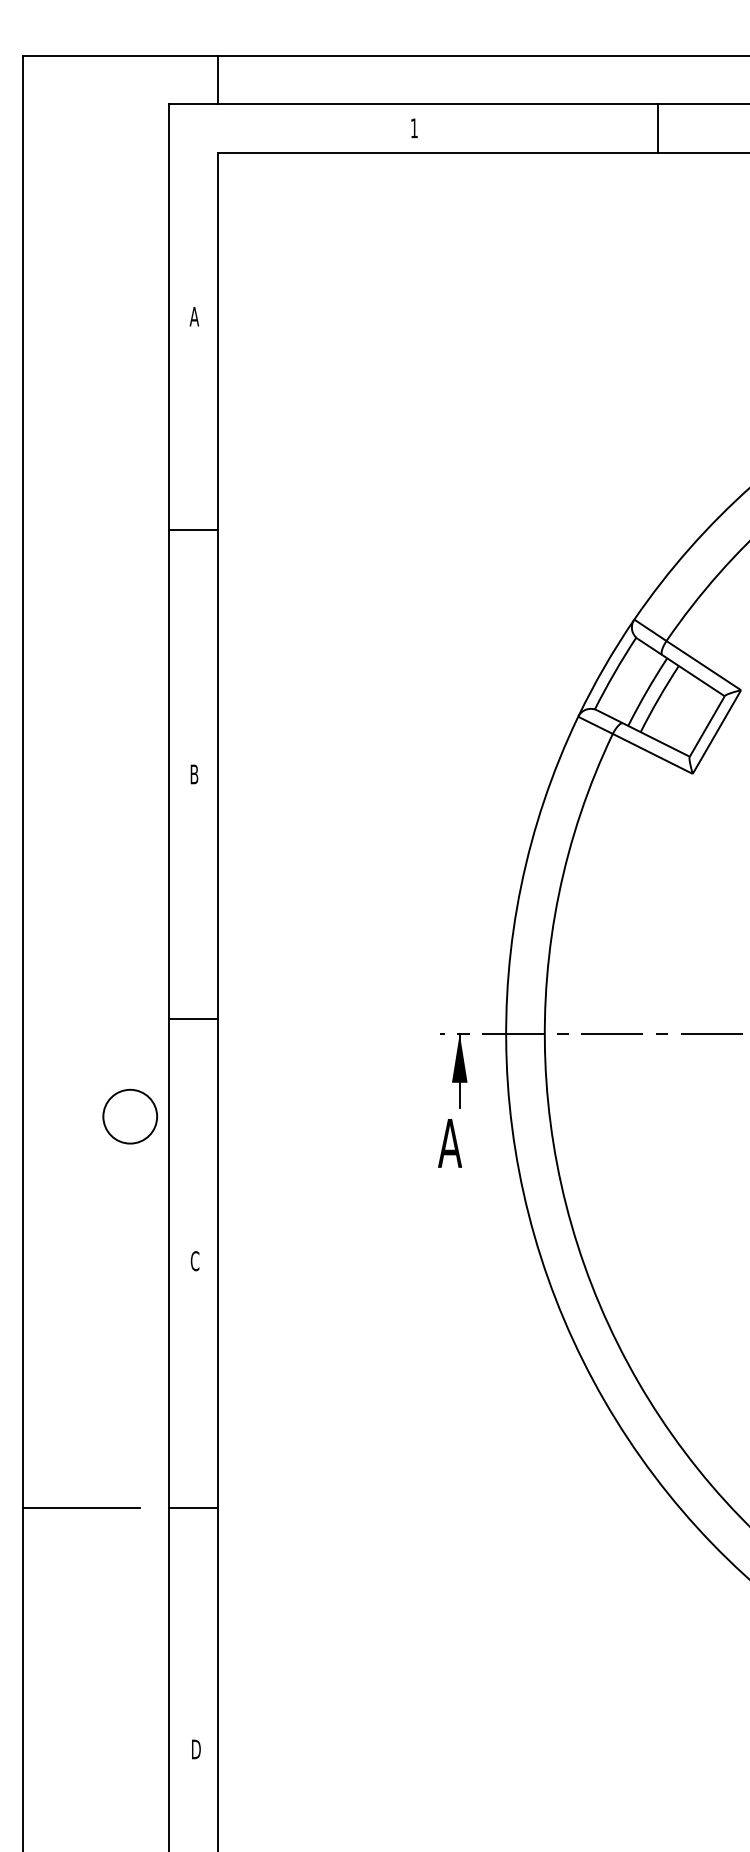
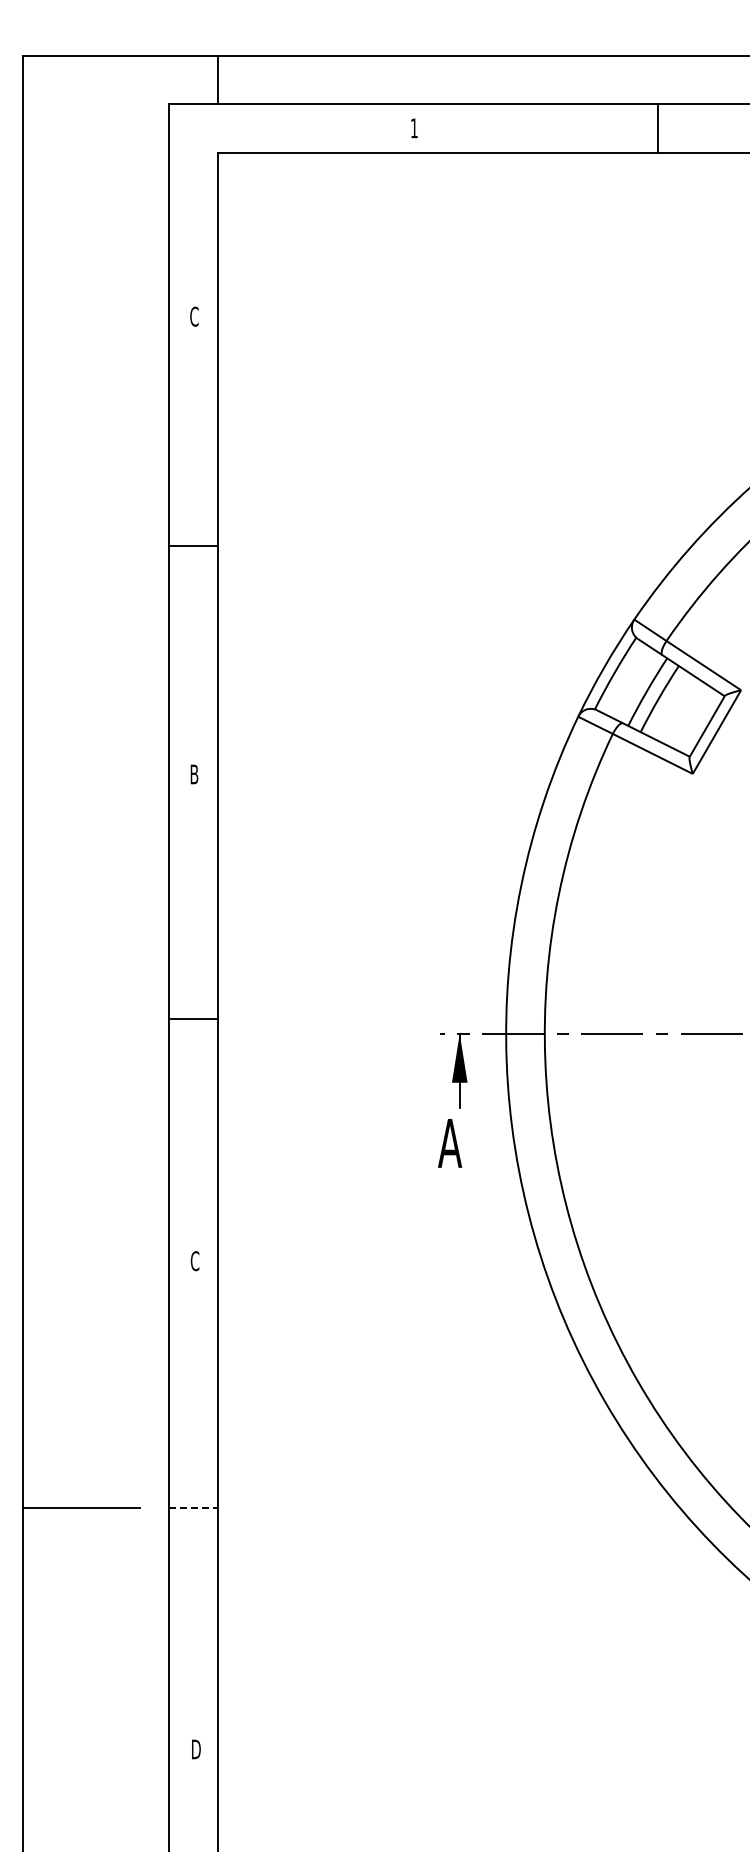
text: A -> C (194, 316)
line position: (193, 529) -> (193, 545) (193, 545)
circle: present -> none (130, 1116)
line: solid -> dashed (194, 1507)
